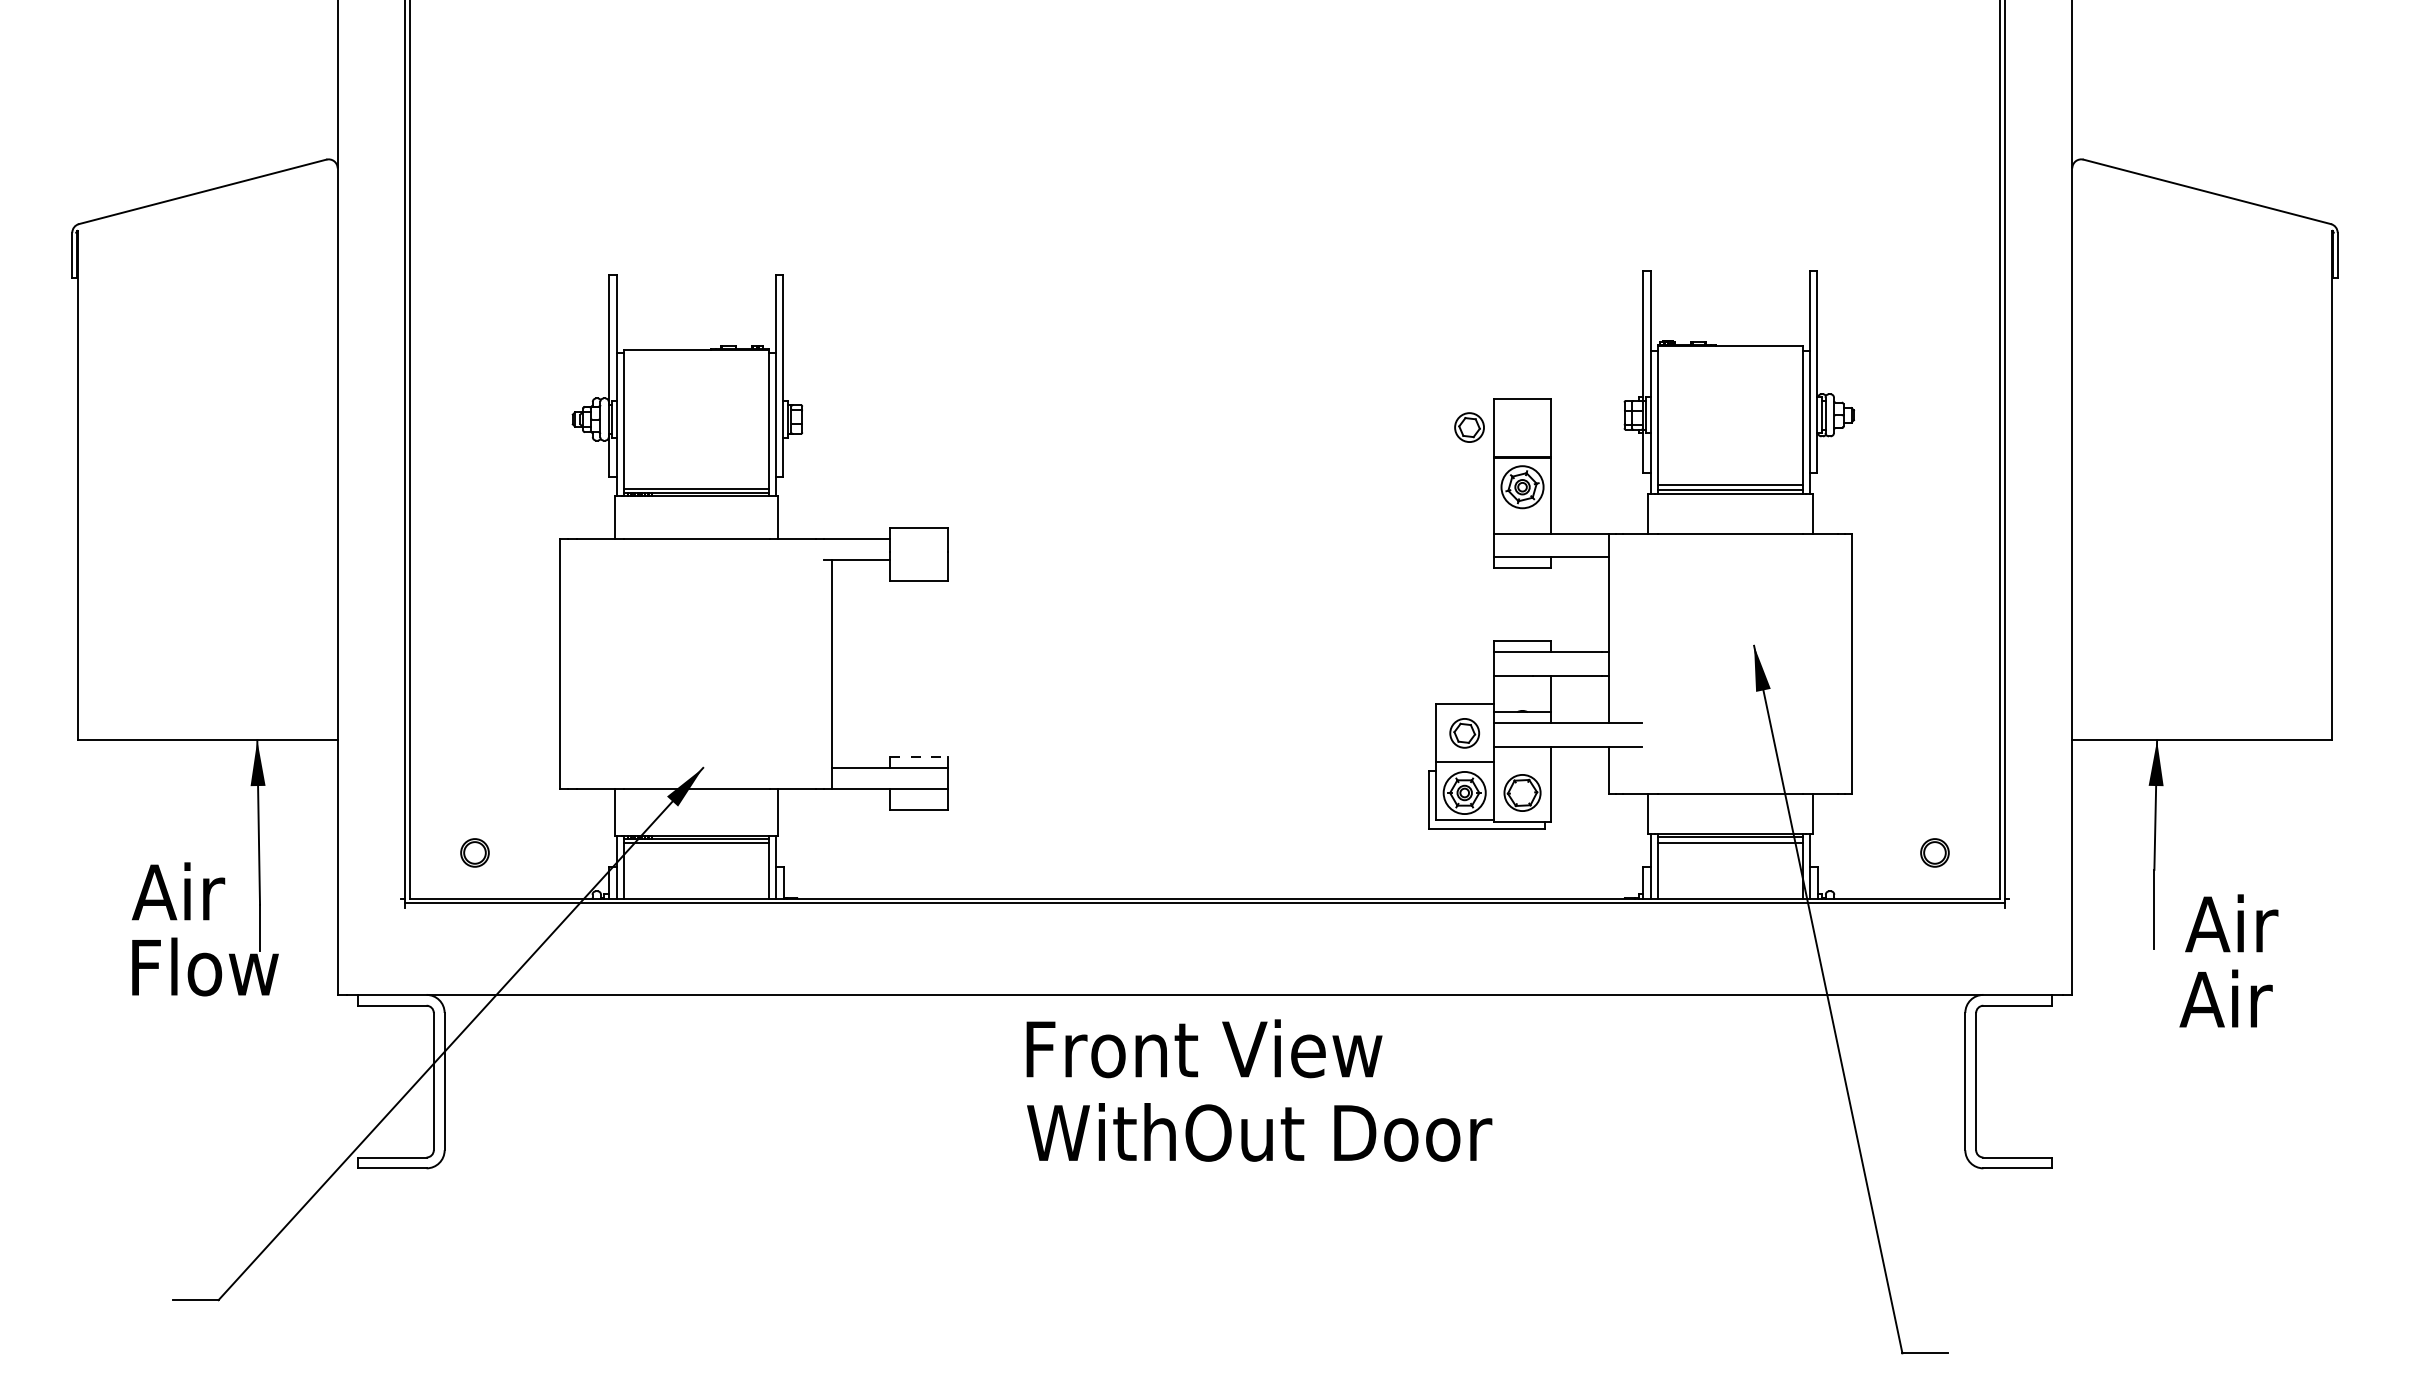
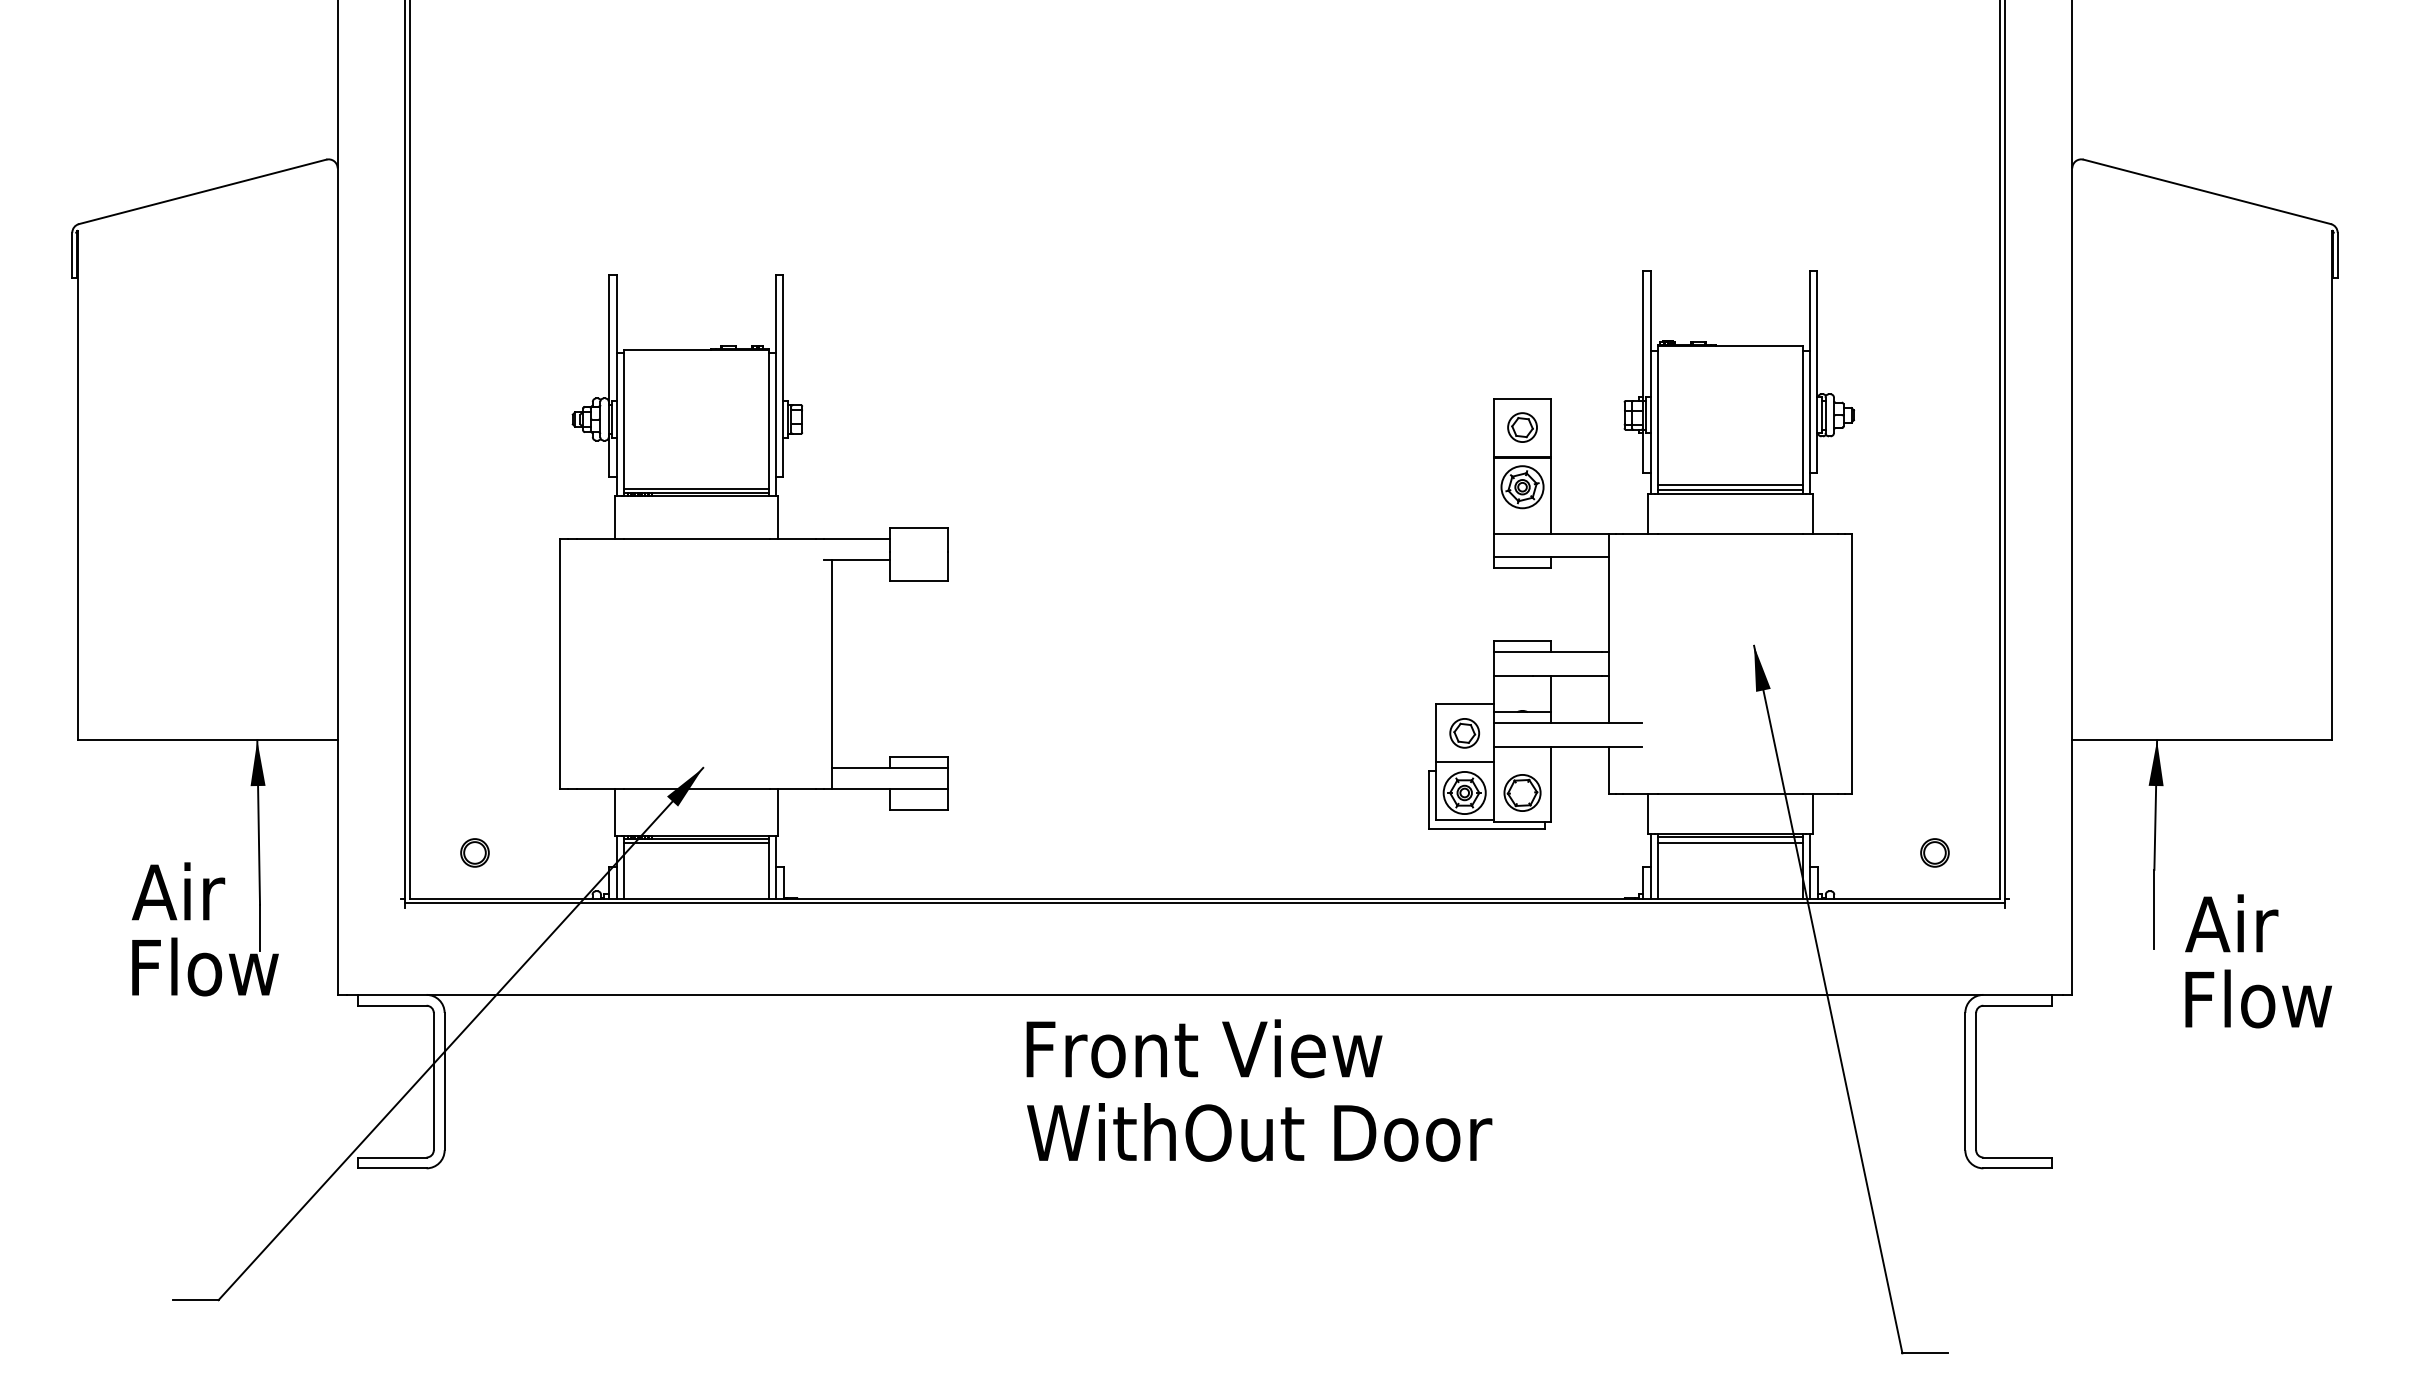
part position: (1469, 427) -> (1522, 427) (1522, 427)
line: dashed -> solid (918, 757)
text: Air -> Flow (2255, 998)
